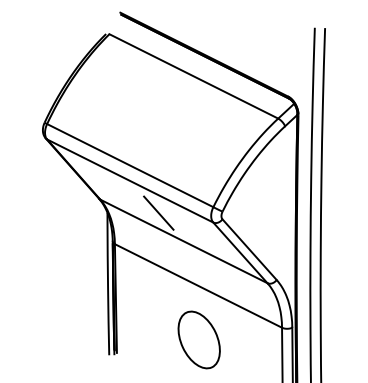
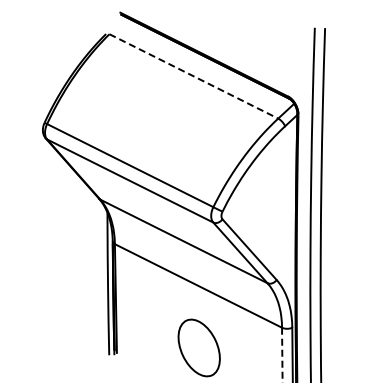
line: solid -> dashed (194, 76)
line: present -> none (158, 212)
part position: (198, 339) -> (198, 347) (198, 347)
line: solid -> dashed (282, 355)
